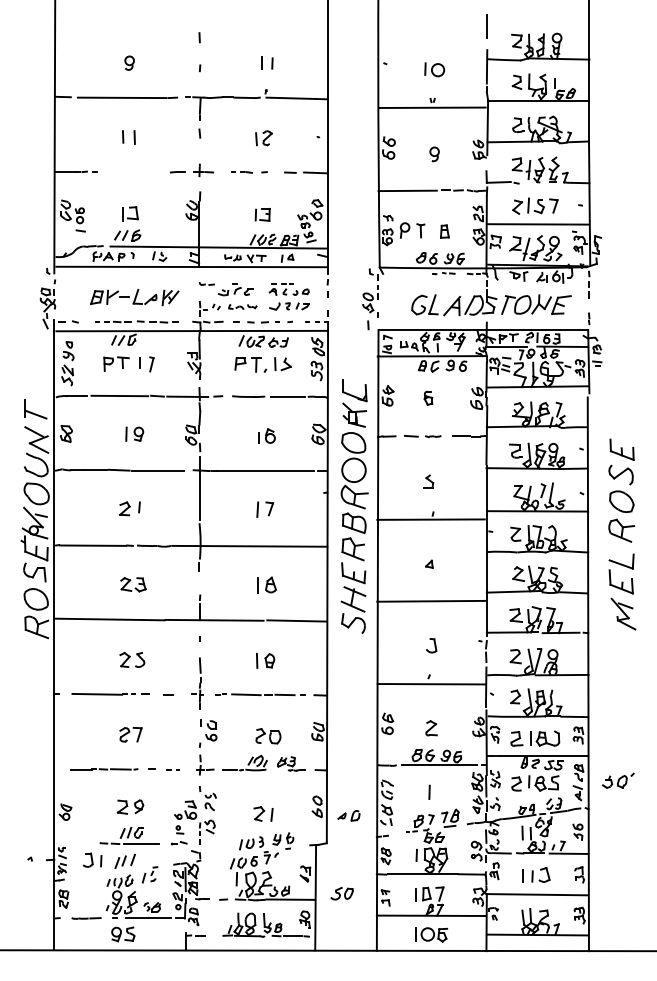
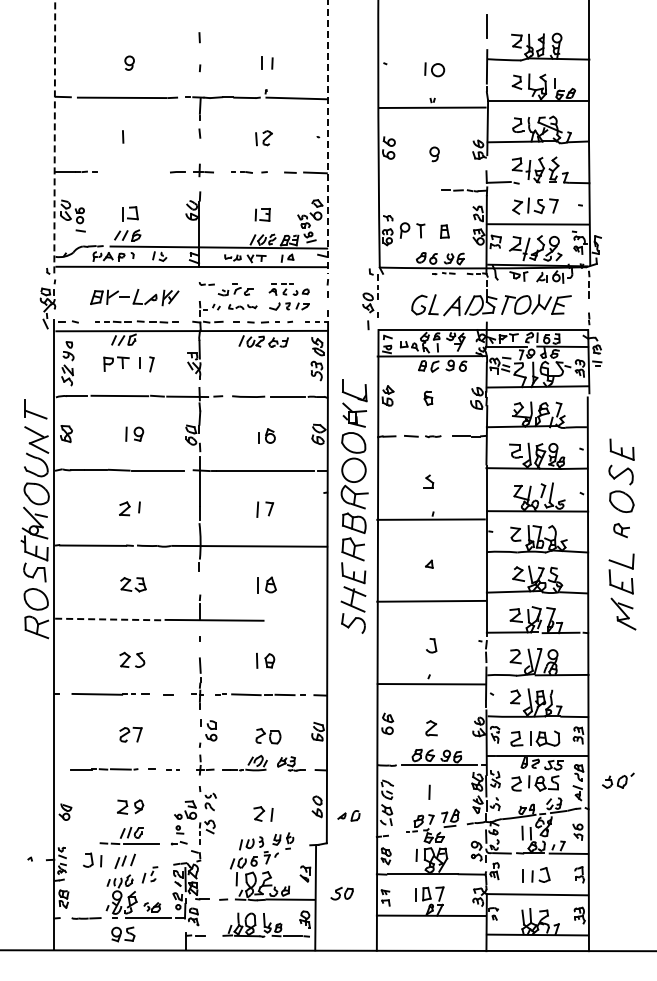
line: solid -> dashed (54, 136)
line: present -> none (134, 137)
line: solid -> dashed (328, 137)
line: present -> none (407, 190)
part: present -> none (262, 364)
part size: 27x25 px -> 17x16 px (621, 530)
line: solid -> dashed (109, 619)
line: present -> none (296, 620)
part: present -> none (431, 934)
